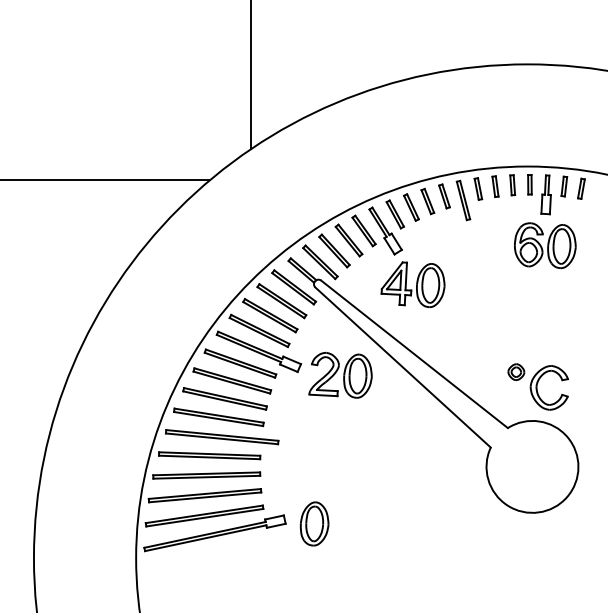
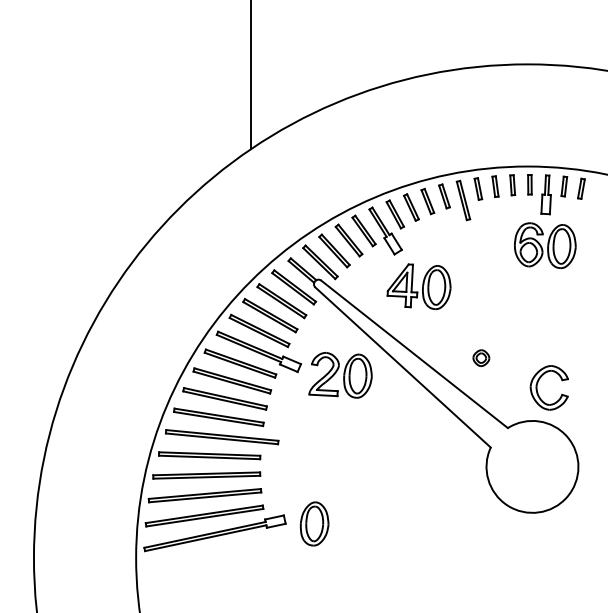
line: present -> none (106, 180)
part position: (412, 284) -> (418, 286) (418, 286)
part position: (516, 371) -> (481, 357) (481, 357)
